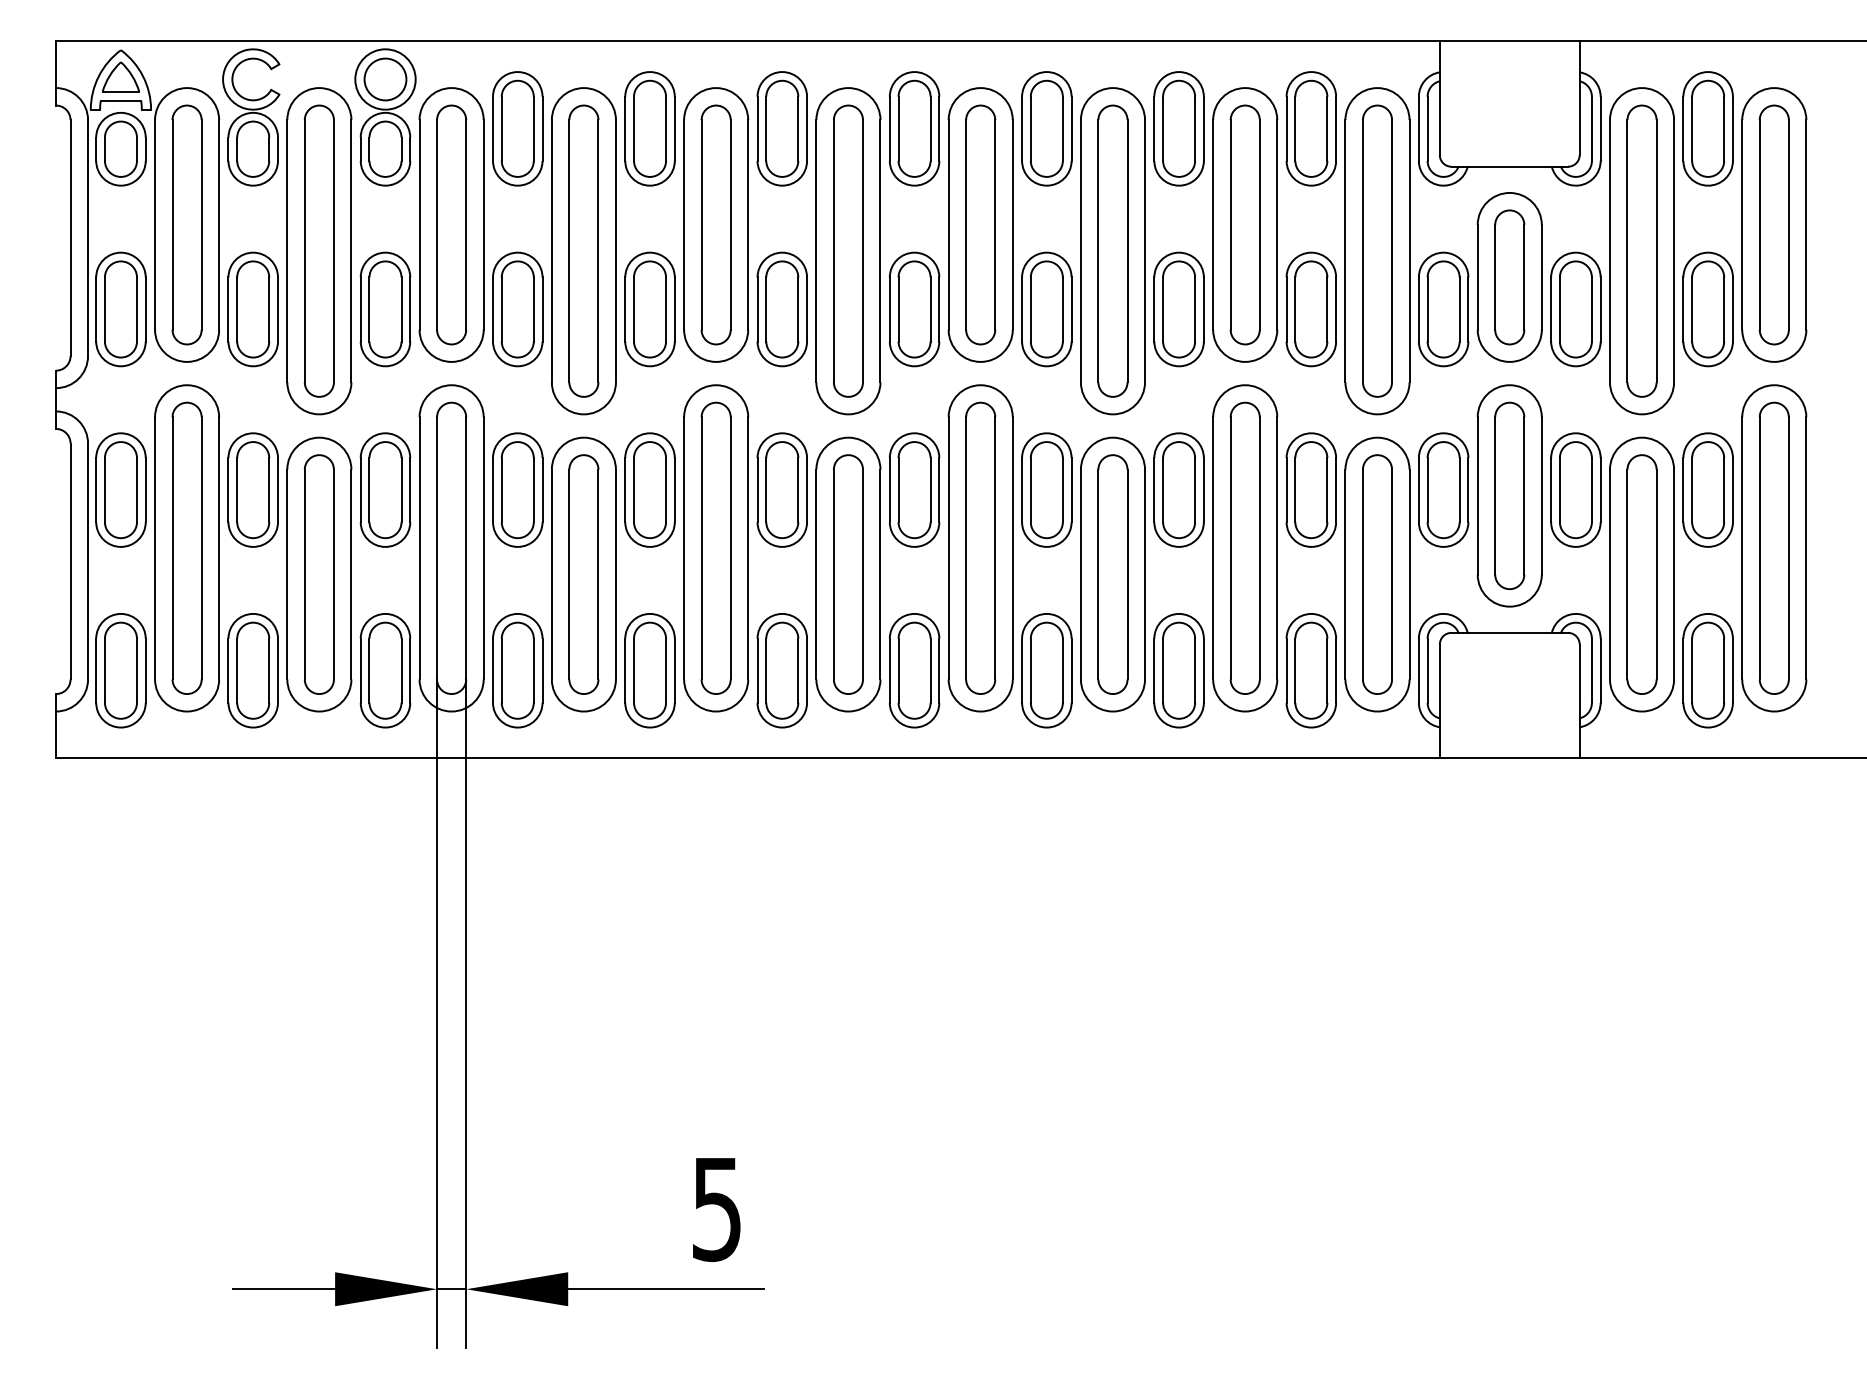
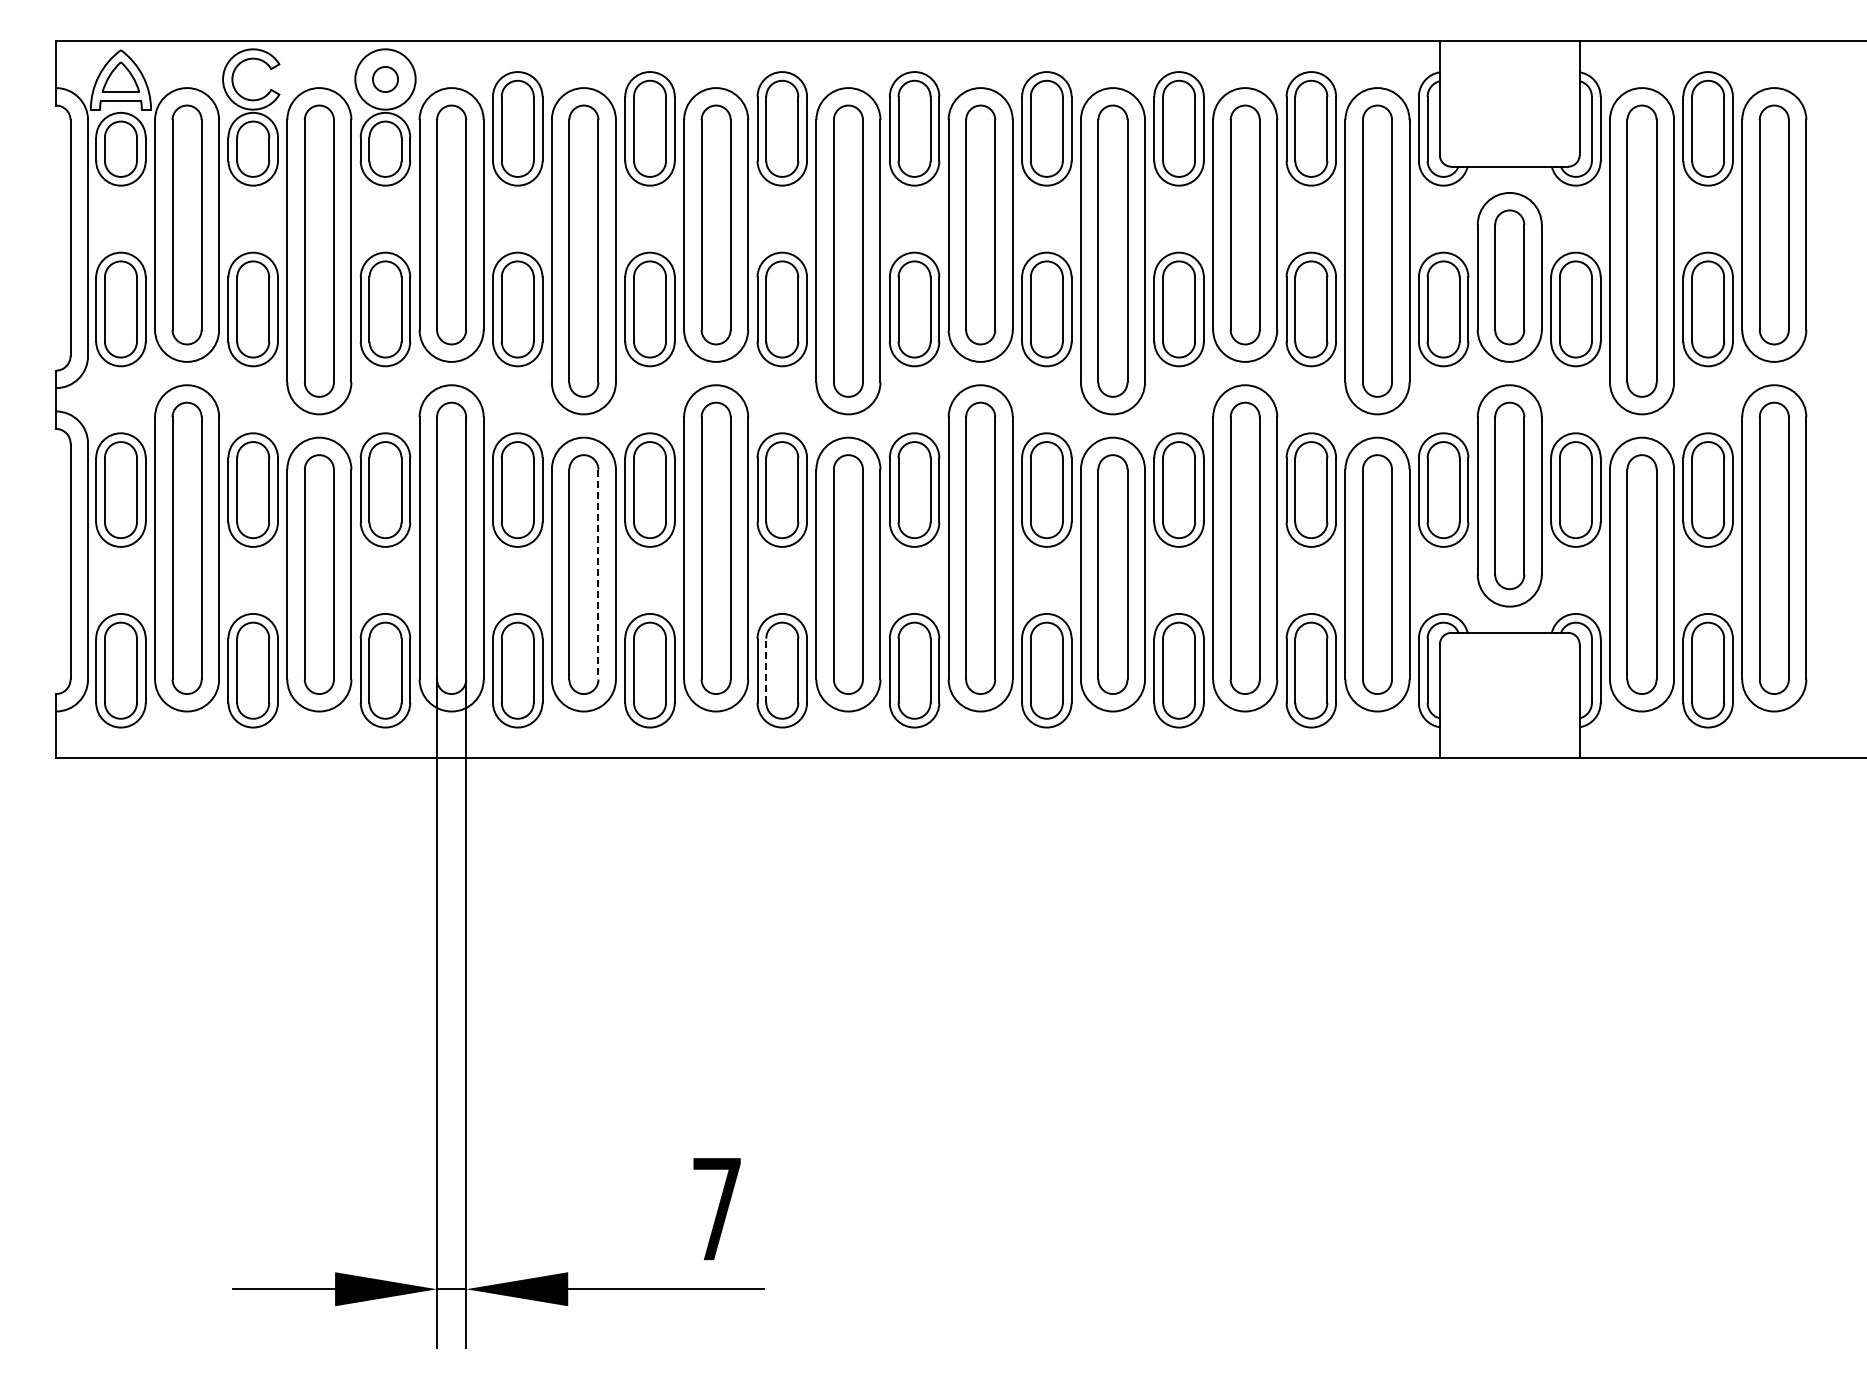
circle diameter: 42 px -> 25 px (385, 79)
line: solid -> dashed (598, 574)
line: solid -> dashed (766, 670)
text: 5 -> 7 (716, 1209)
